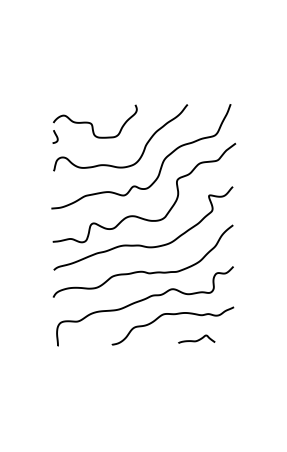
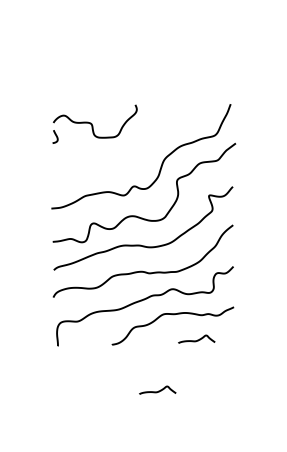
curve: present -> none (143, 148)
curve: none -> present (158, 390)
